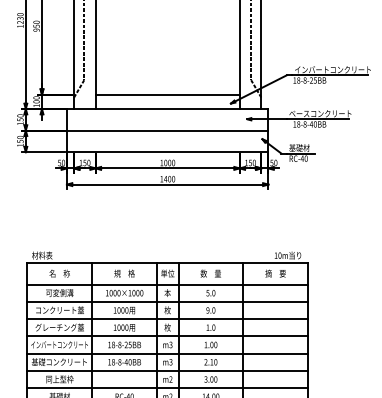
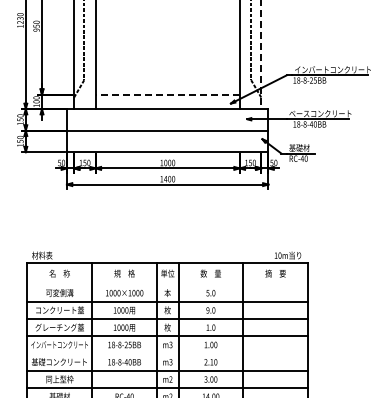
line: solid -> dashed (261, 55)
line: solid -> dashed (167, 94)
line: present -> none (167, 284)
line: present -> none (167, 353)
